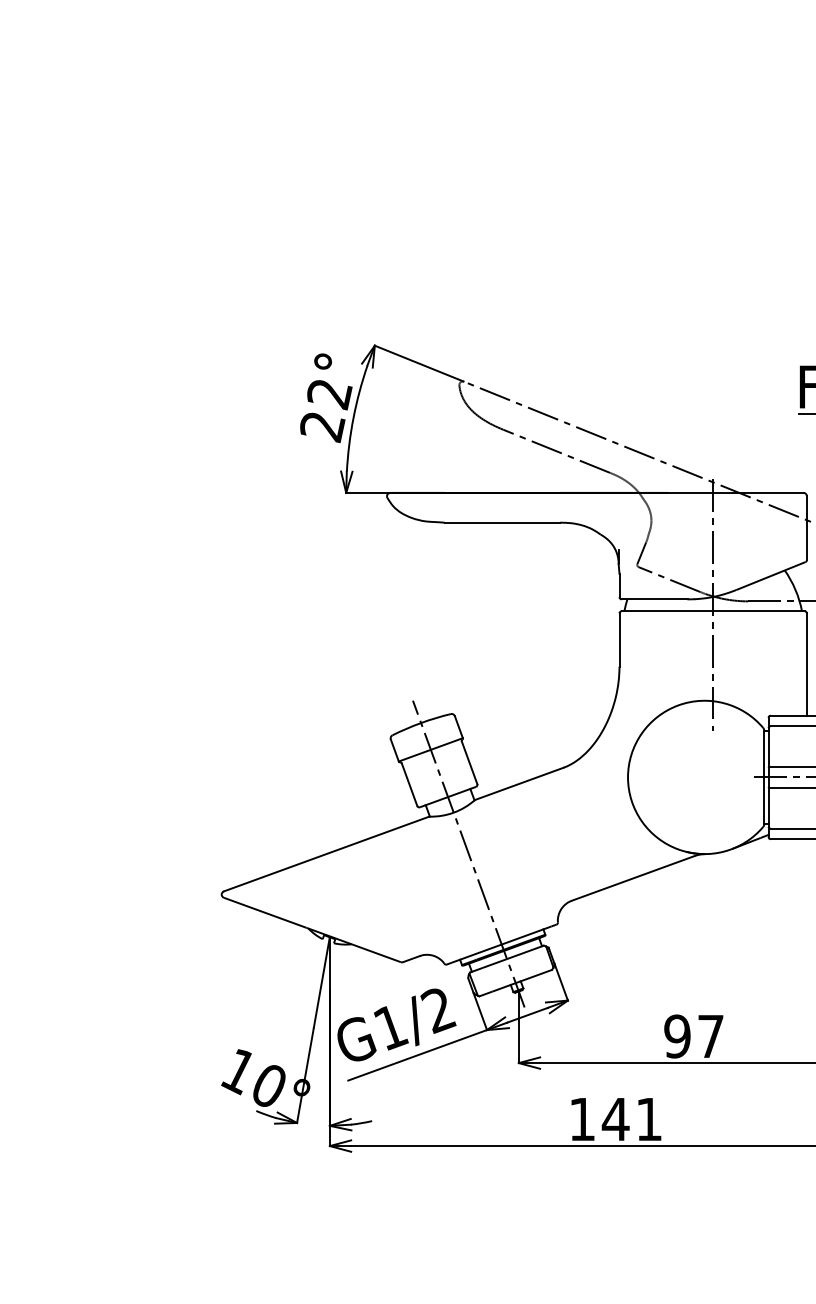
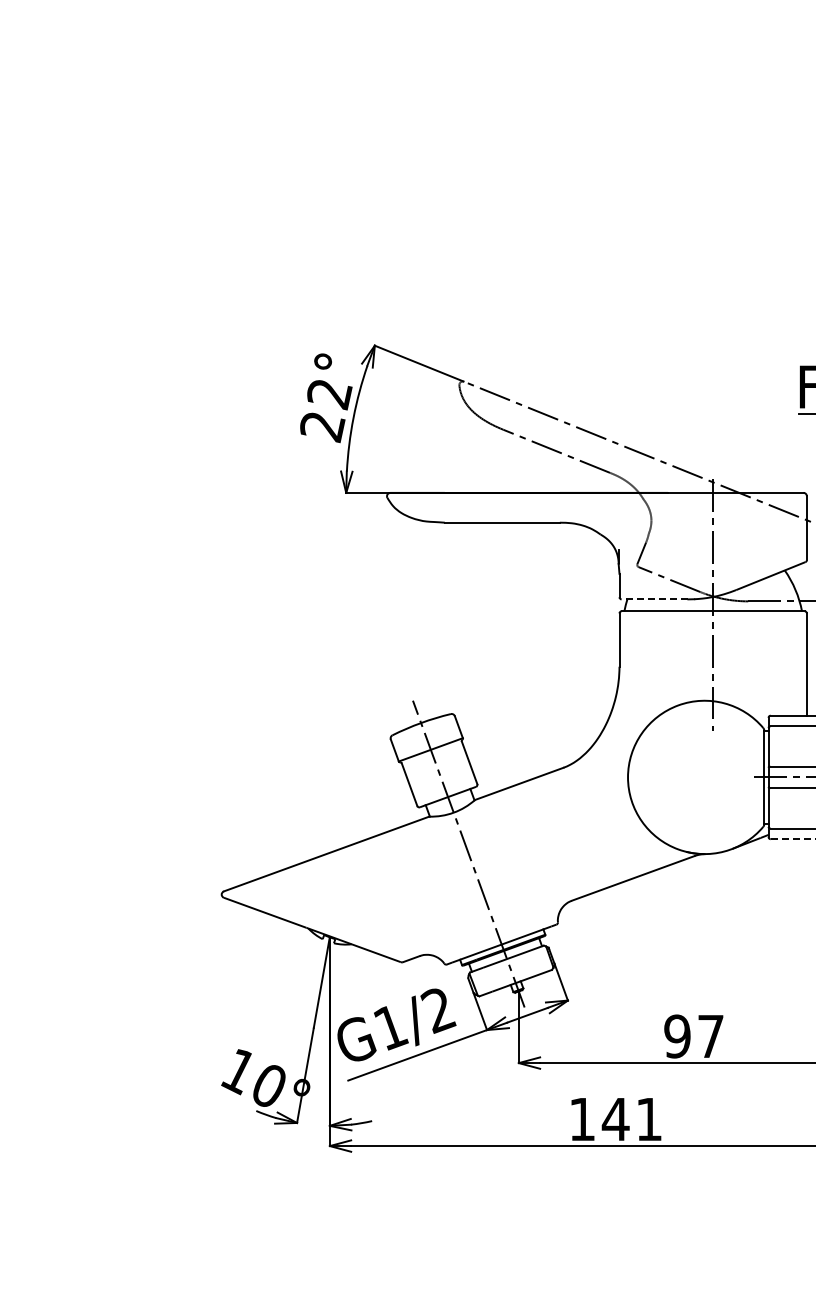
line: solid -> dashed (654, 599)
line: solid -> dashed (793, 839)
